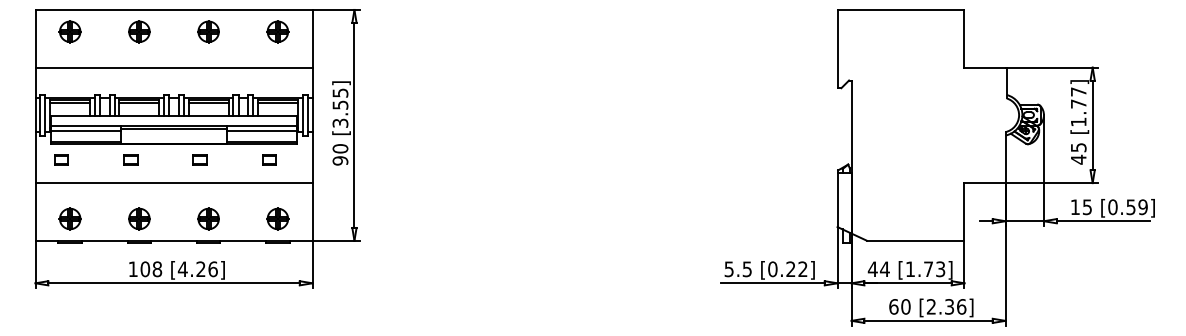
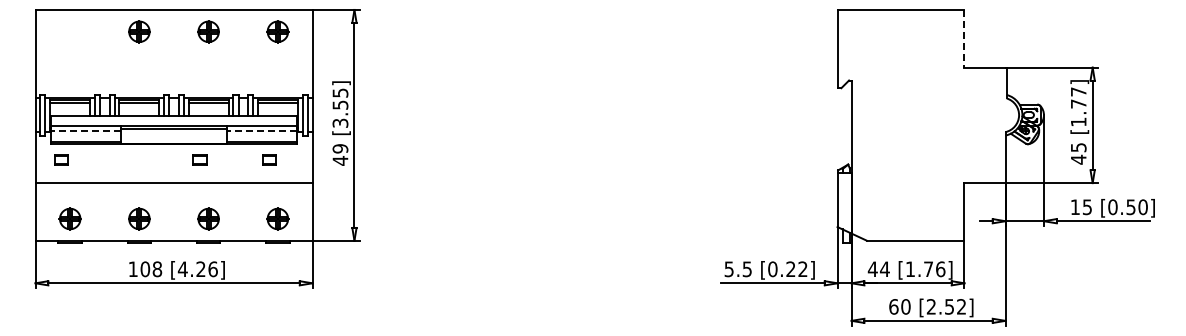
part: present -> none (69, 31)
line: solid -> dashed (964, 38)
line: present -> none (173, 67)
line: solid -> dashed (85, 131)
line: solid -> dashed (261, 131)
text: 90 -> 49 (340, 154)
part: present -> none (130, 159)
text: [0.59] -> [0.50] (1142, 207)
text: [1.73] -> [1.76] (940, 269)
text: [2.36] -> [2.52] (955, 306)
